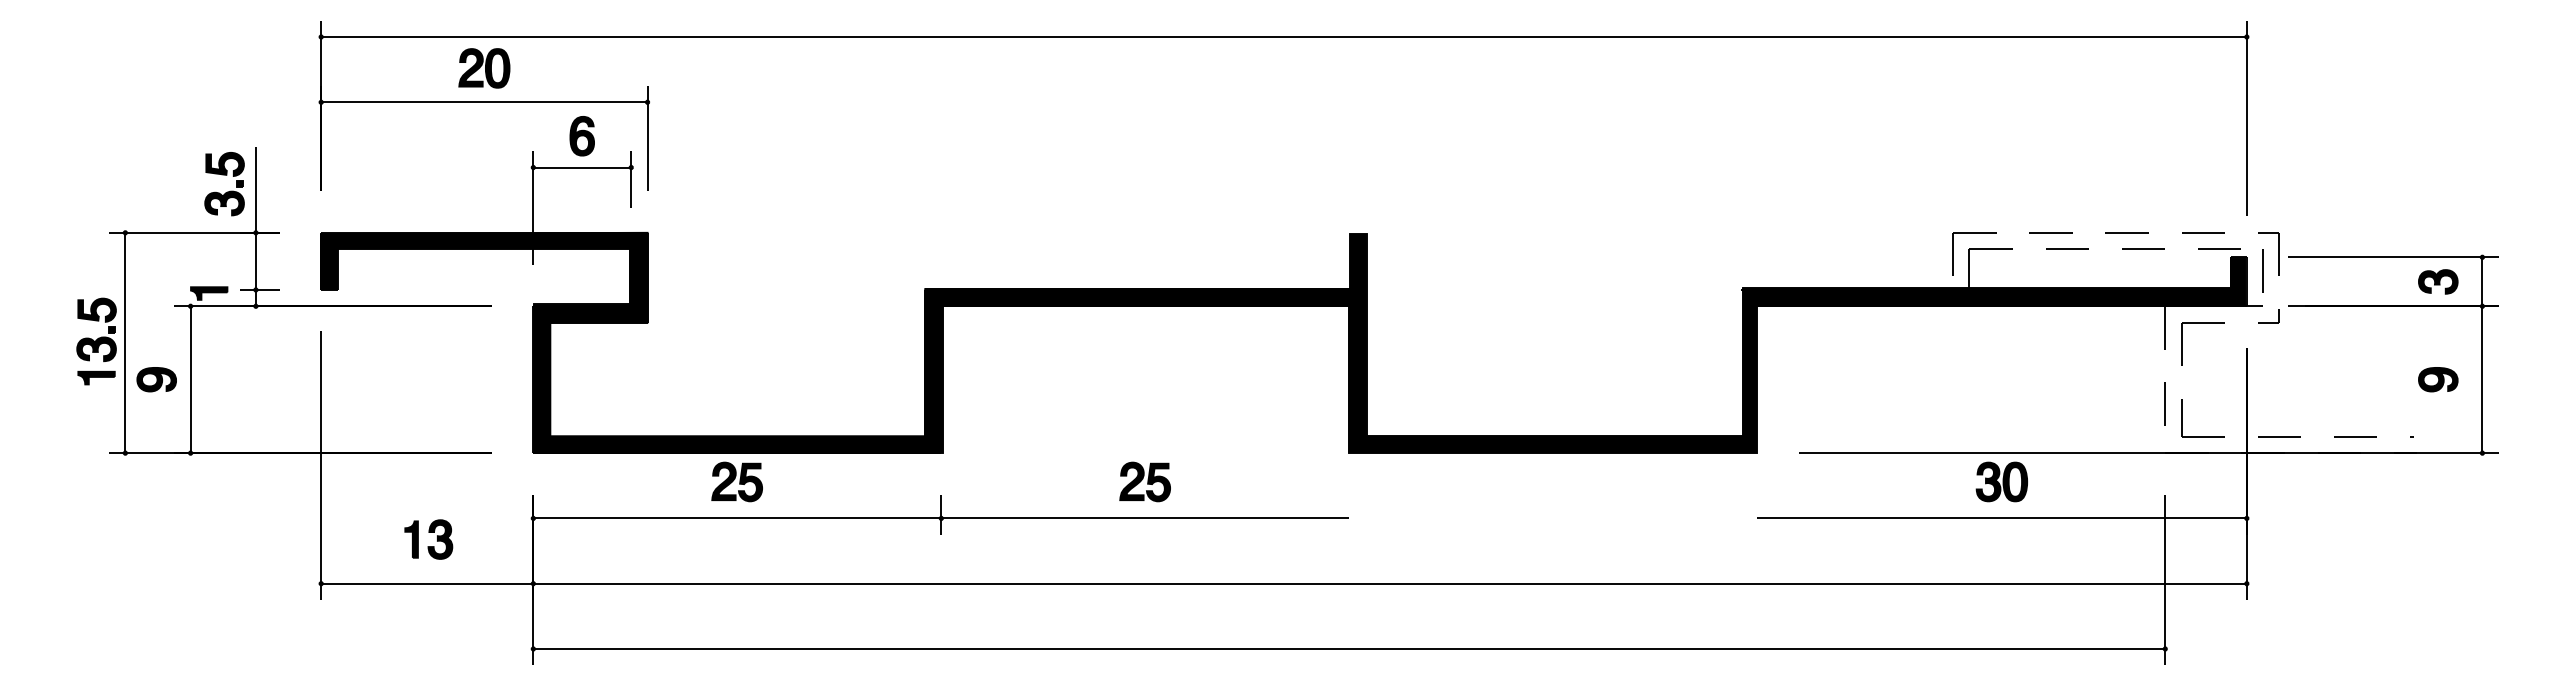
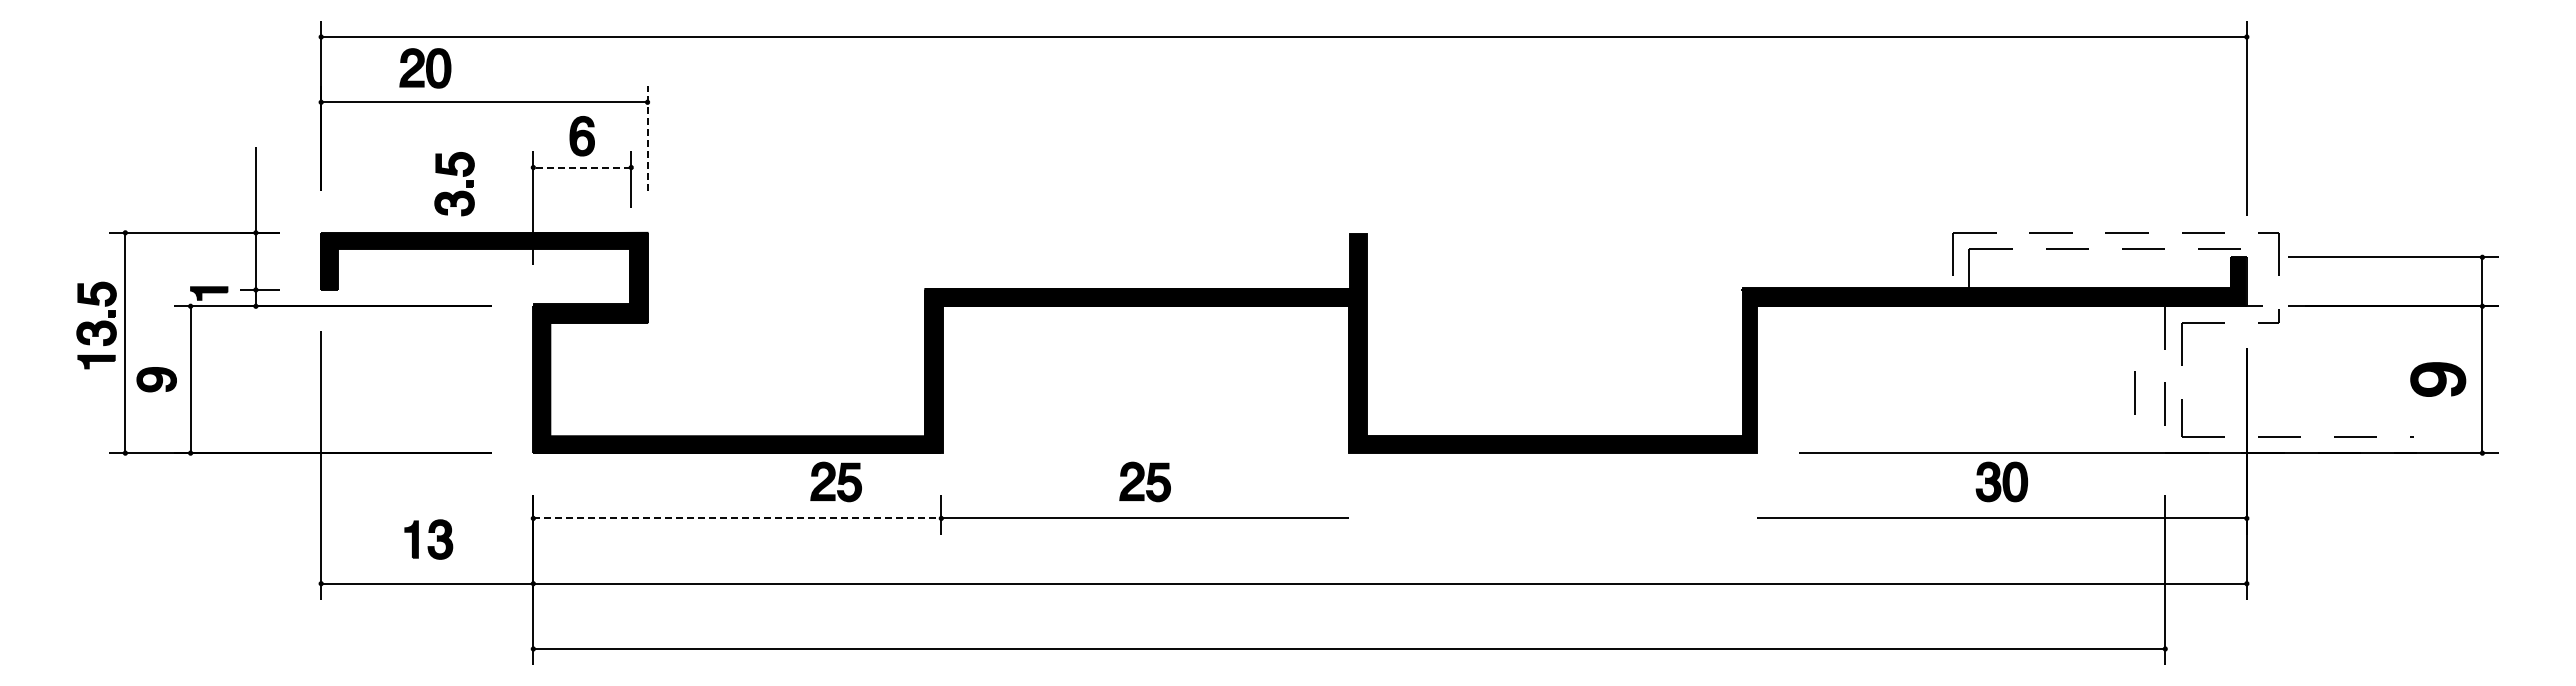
part position: (484, 68) -> (425, 68) (425, 68)
line: solid -> dashed (647, 138)
line: solid -> dashed (582, 167)
part position: (227, 191) -> (457, 191) (457, 191)
line position: (2262, 270) -> (2134, 392) (2134, 392)
part: present -> none (2438, 281)
part position: (96, 341) -> (96, 325) (96, 325)
part size: 41x26 px -> 57x35 px (2438, 379)
part position: (736, 481) -> (835, 481) (835, 481)
line: solid -> dashed (737, 518)
